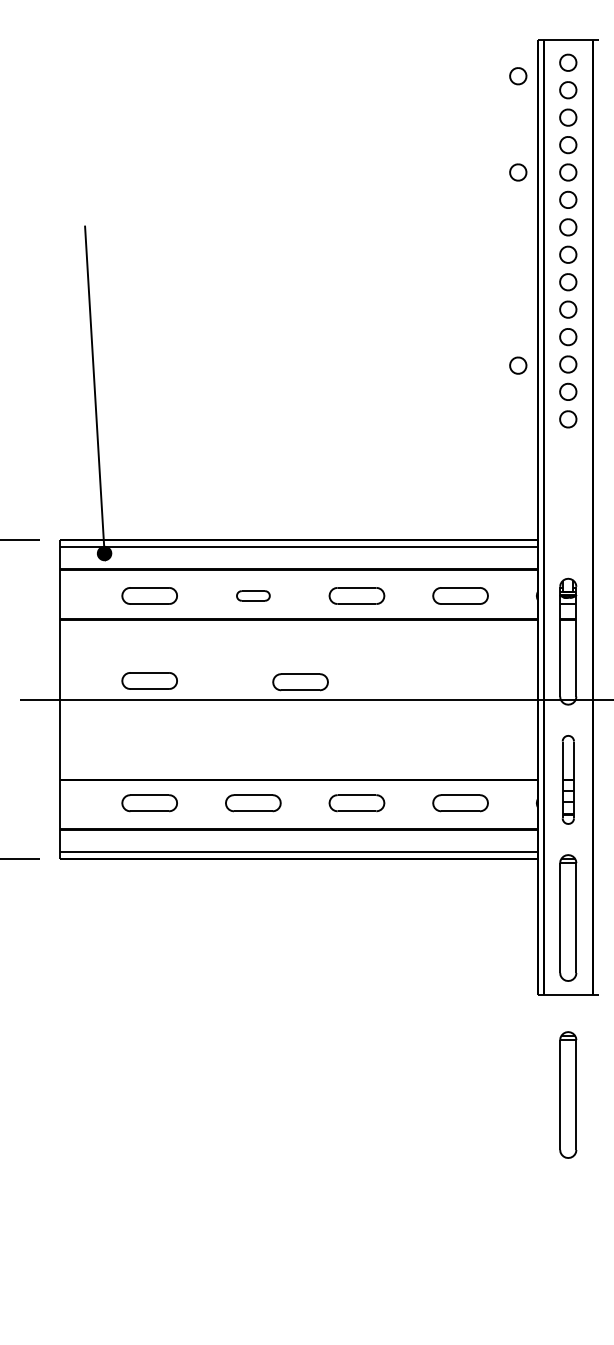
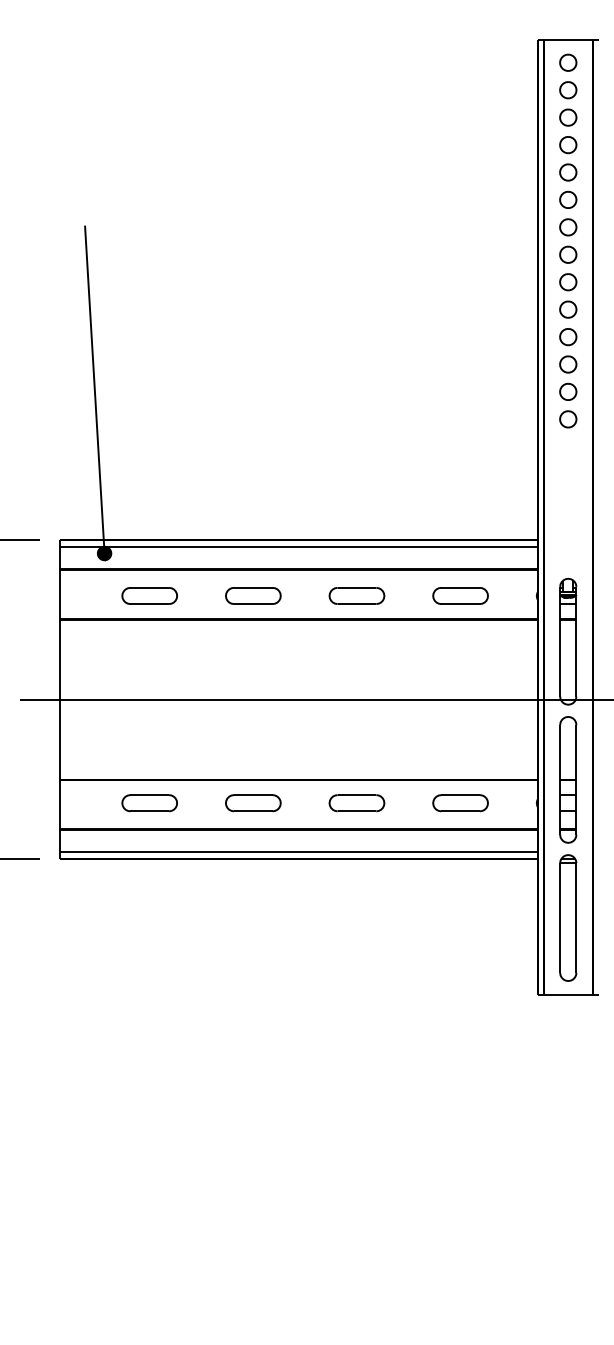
part: present -> none (518, 76)
part: present -> none (518, 172)
part: present -> none (518, 365)
part size: 35x12 px -> 57x18 px (253, 595)
part: present -> none (149, 680)
part: present -> none (300, 682)
part size: 14x90 px -> 19x128 px (568, 779)
part: present -> none (568, 1094)
